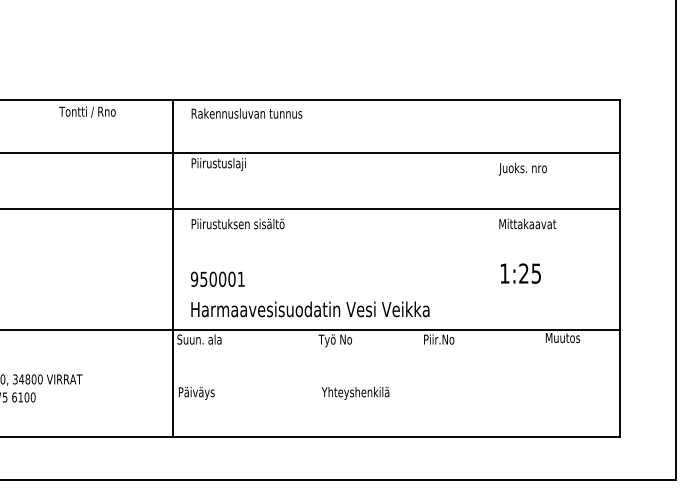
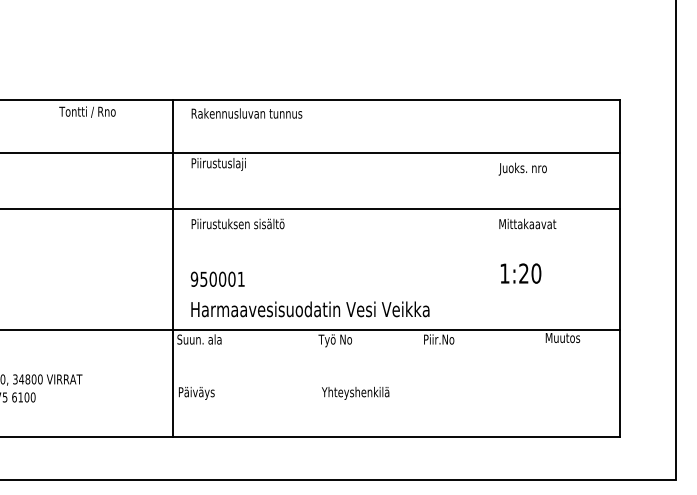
text: 1:25 -> 1:20 (536, 273)
